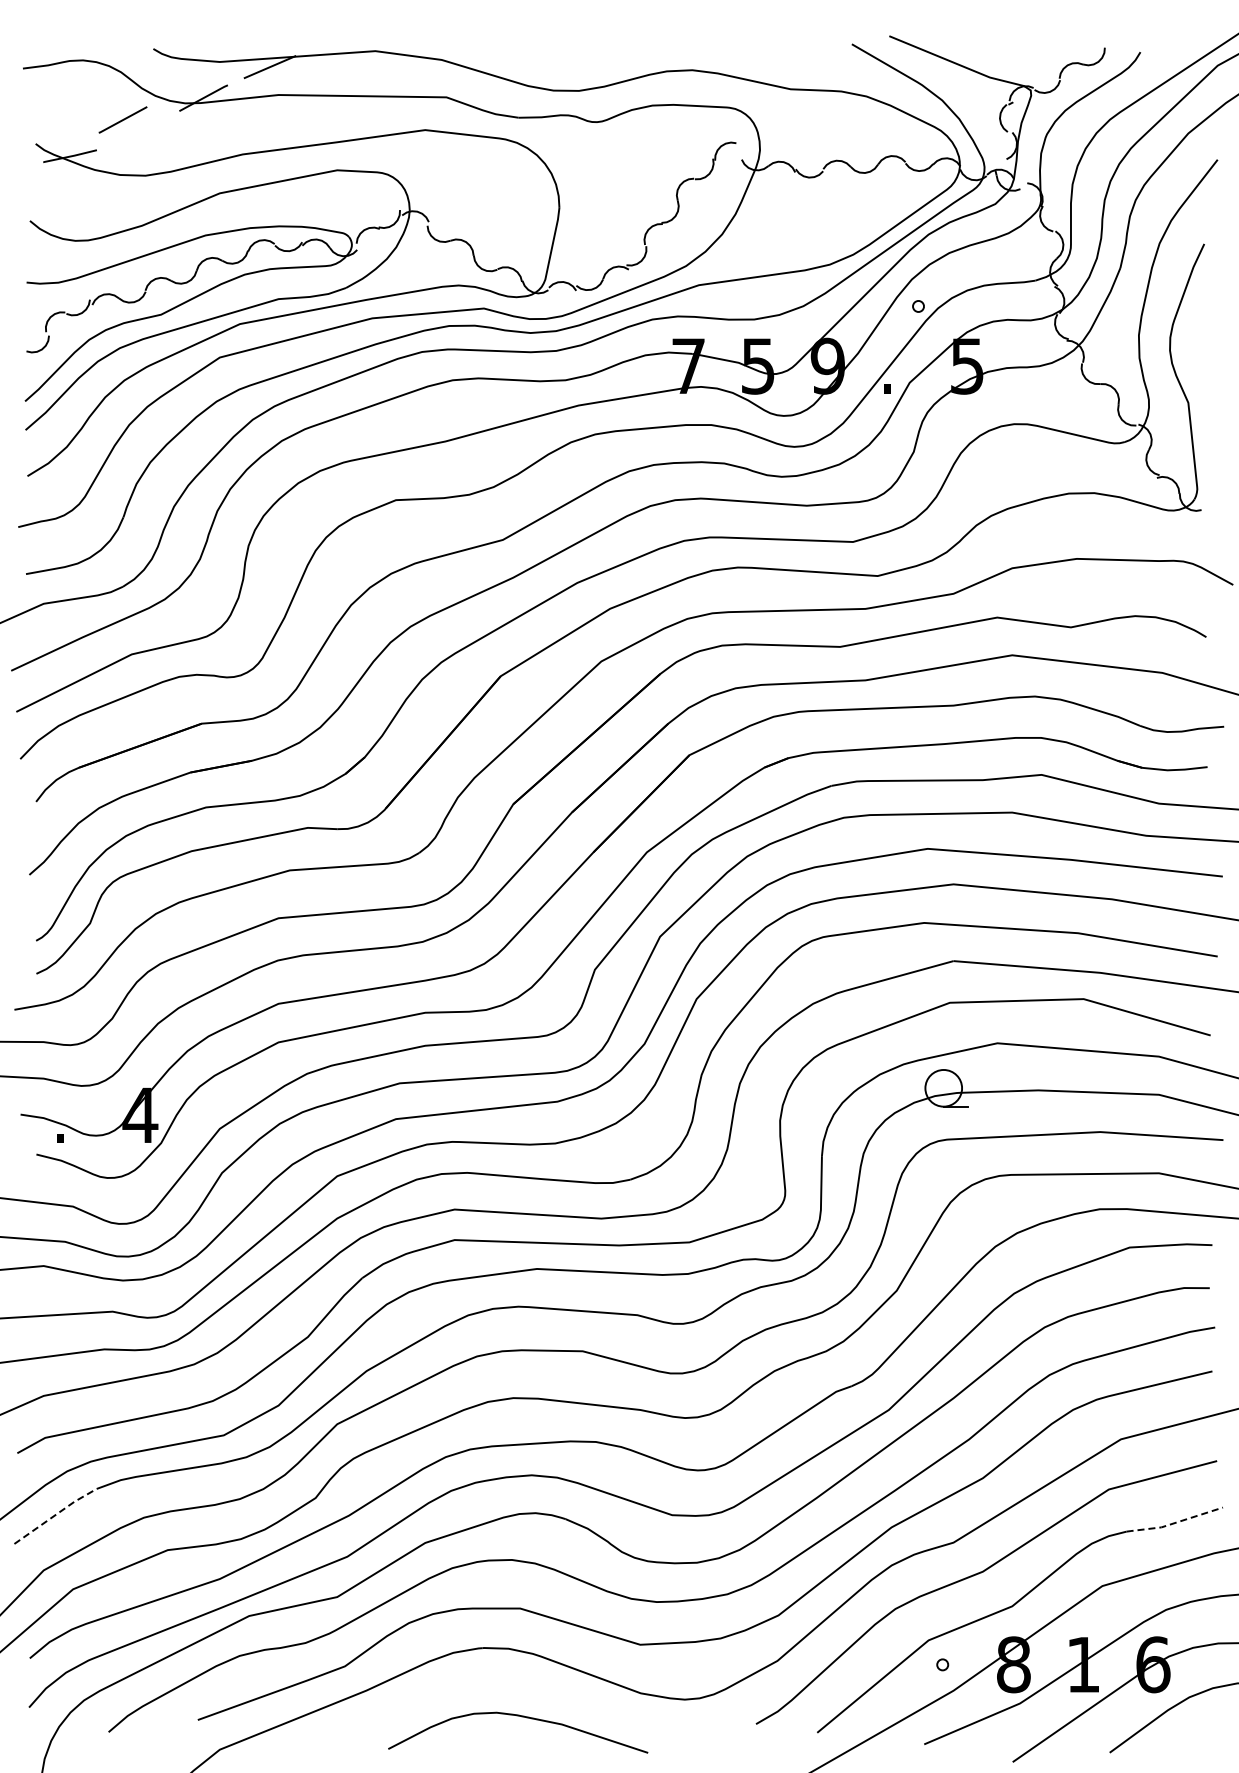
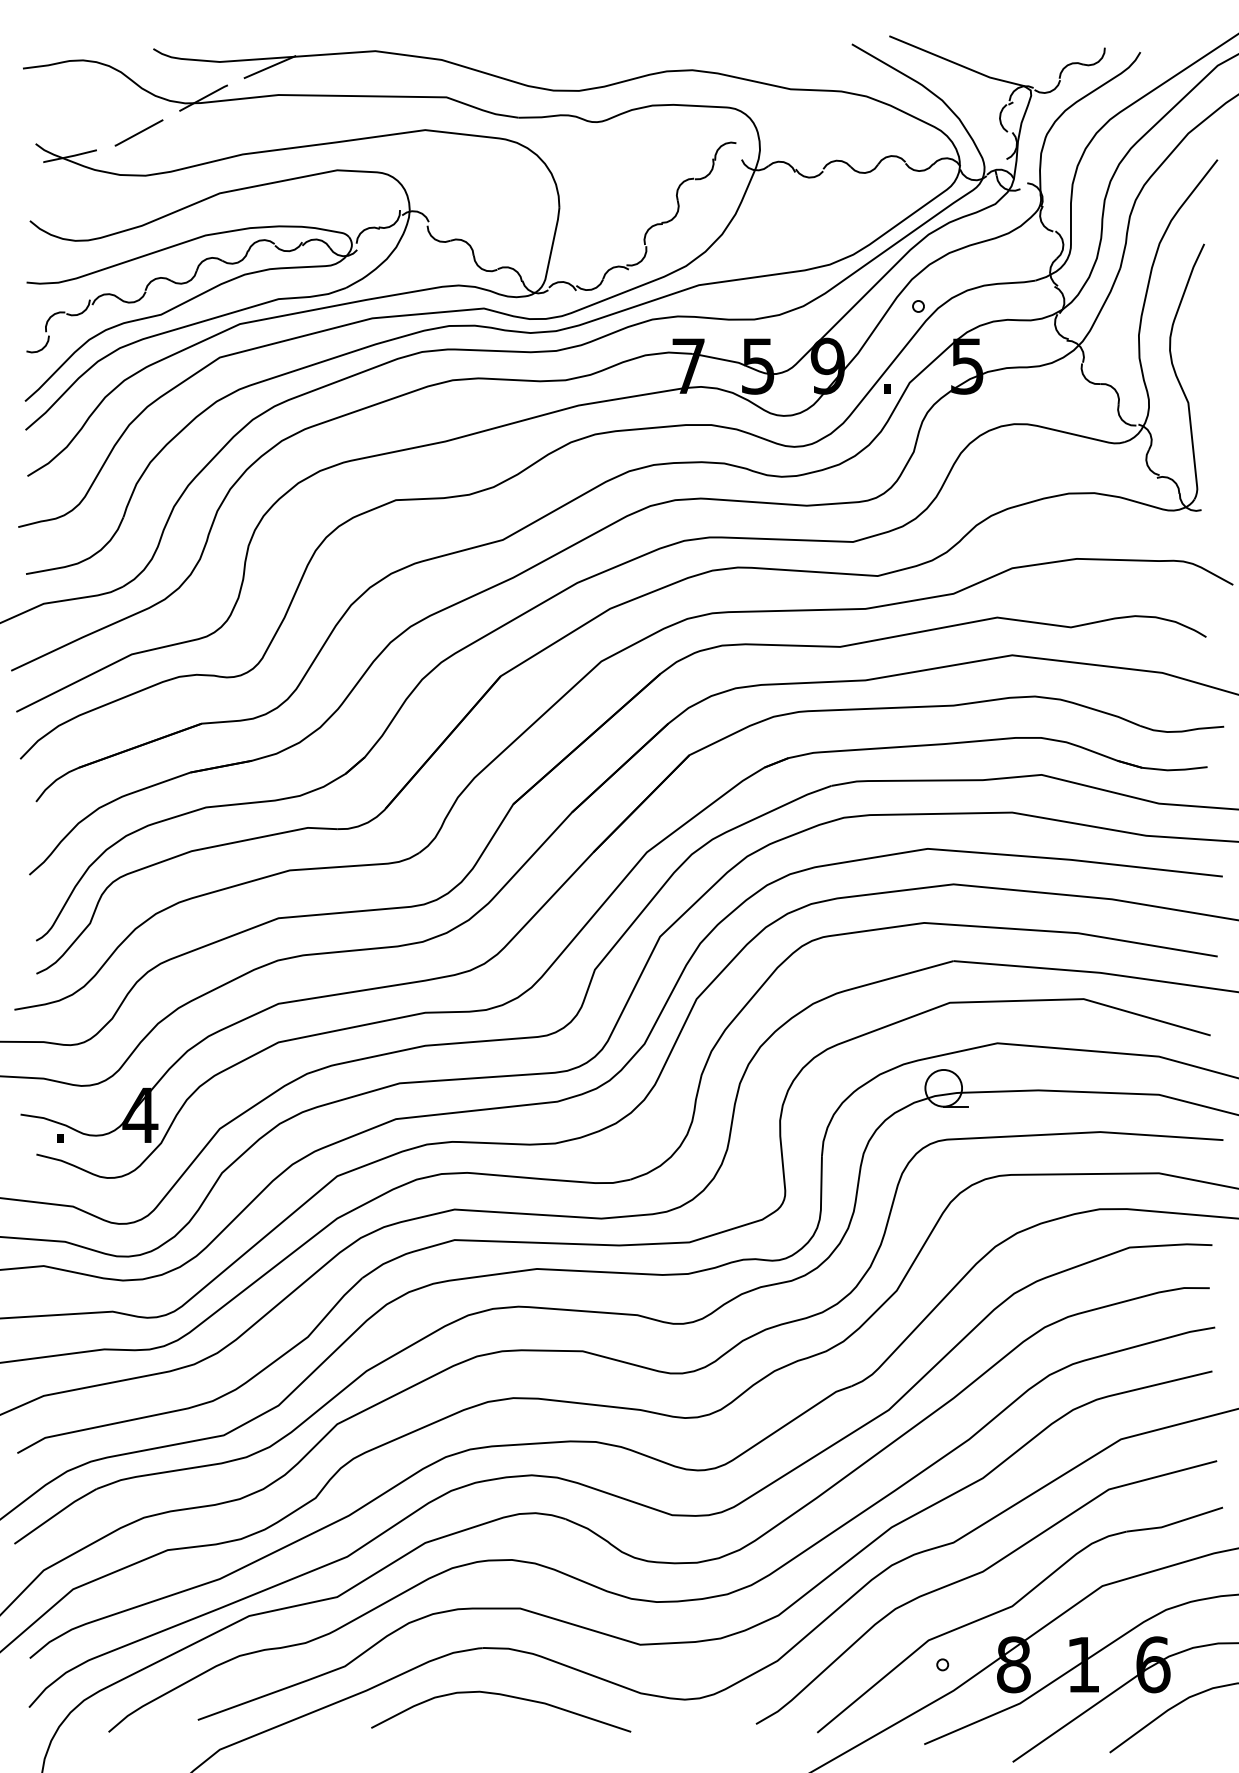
line position: (122, 119) -> (138, 132) (138, 132)
line: dashed -> solid (55, 1514)
line: dashed -> solid (1174, 1523)
curve position: (521, 1717) -> (504, 1696) (504, 1696)
